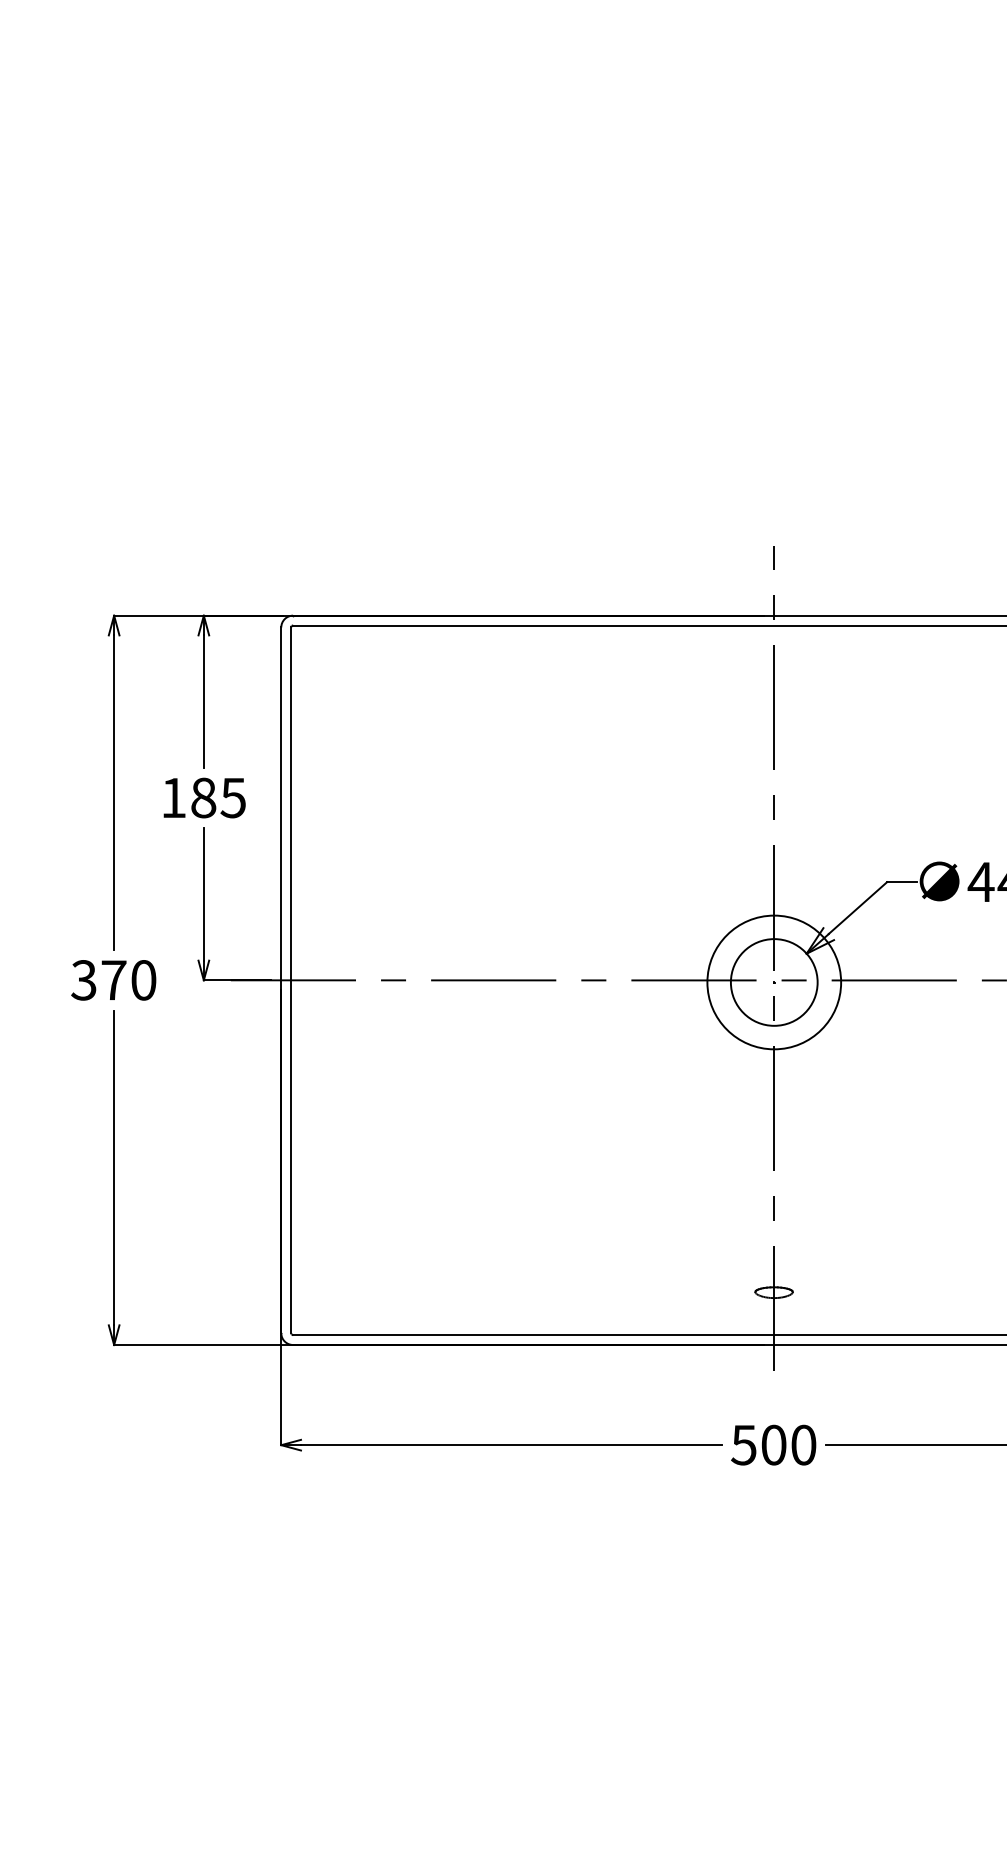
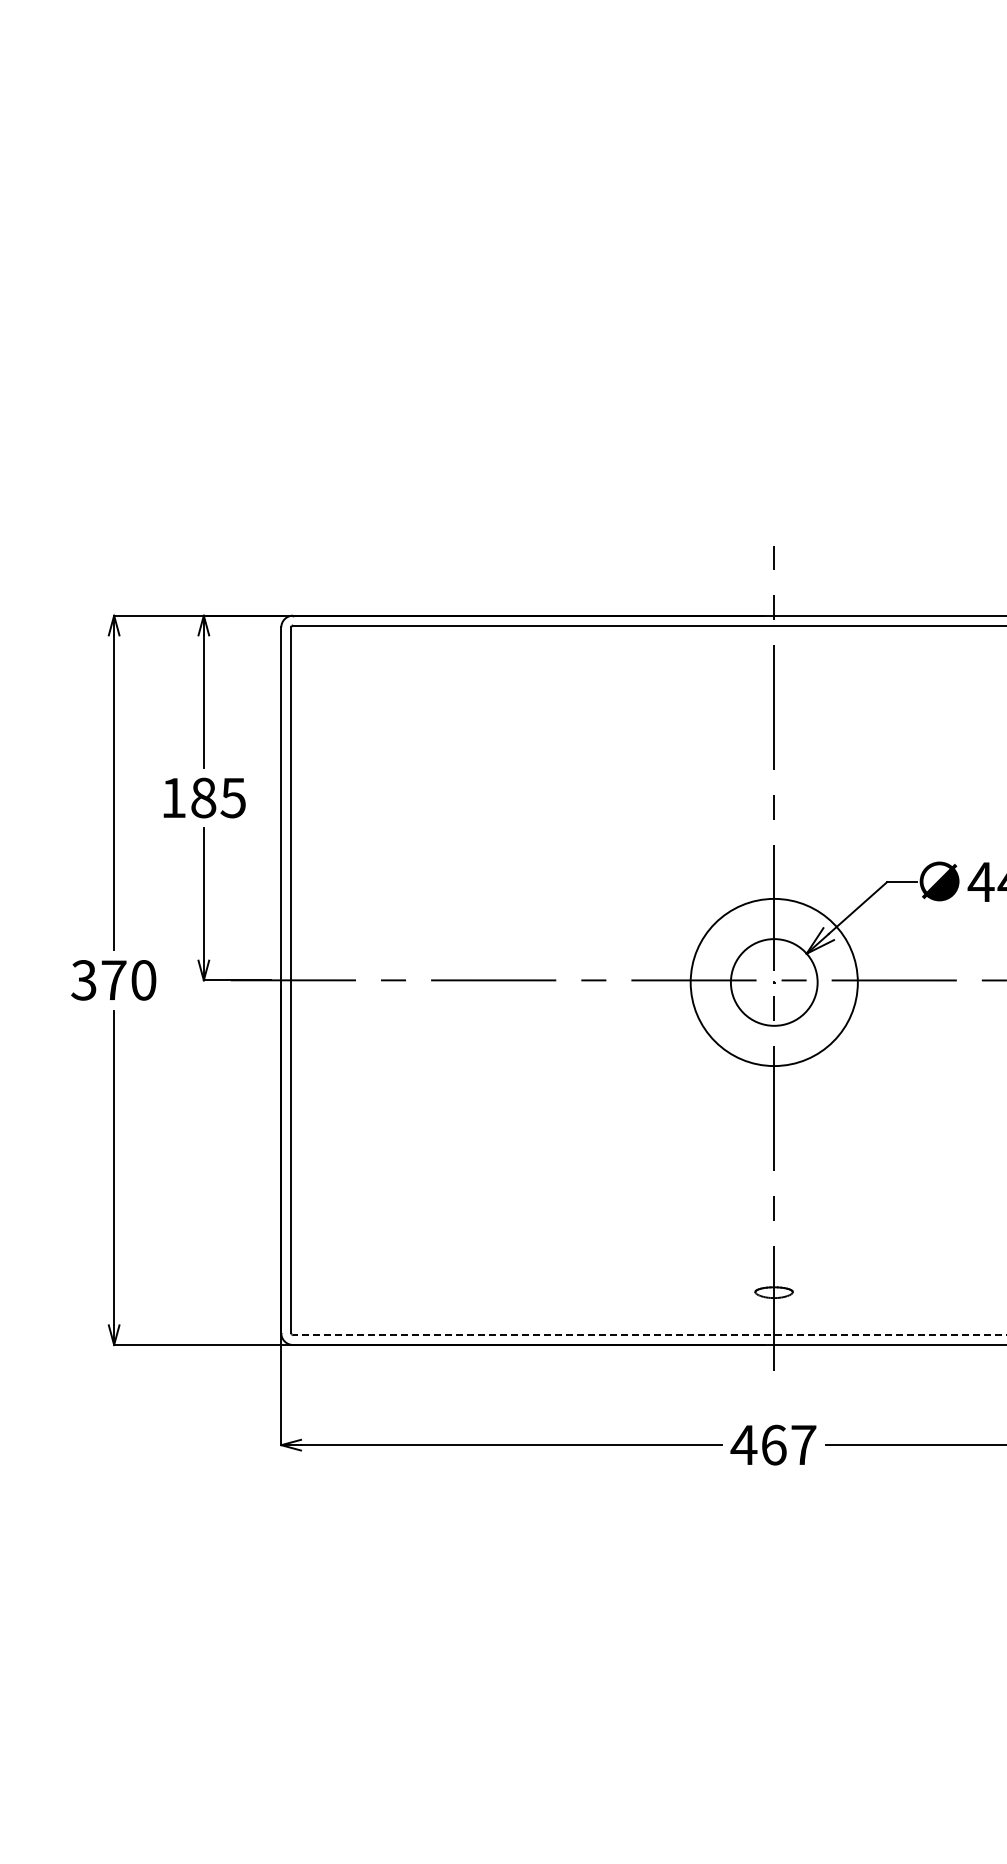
circle diameter: 134 px -> 167 px (773, 982)
line: solid -> dashed (649, 1335)
text: 500 -> 467 (773, 1444)
